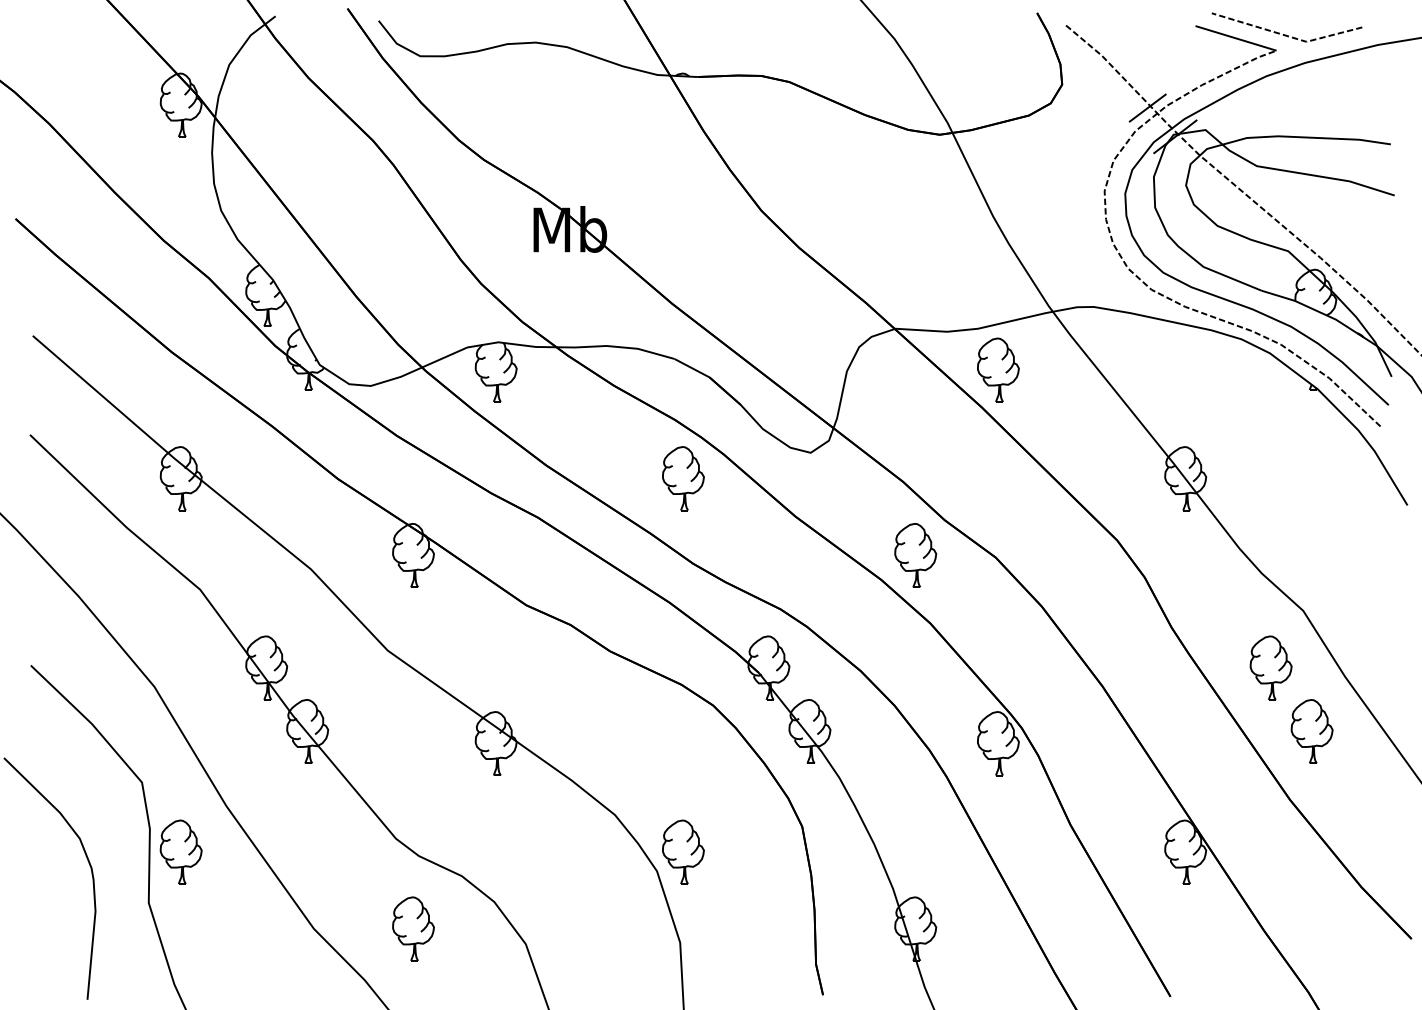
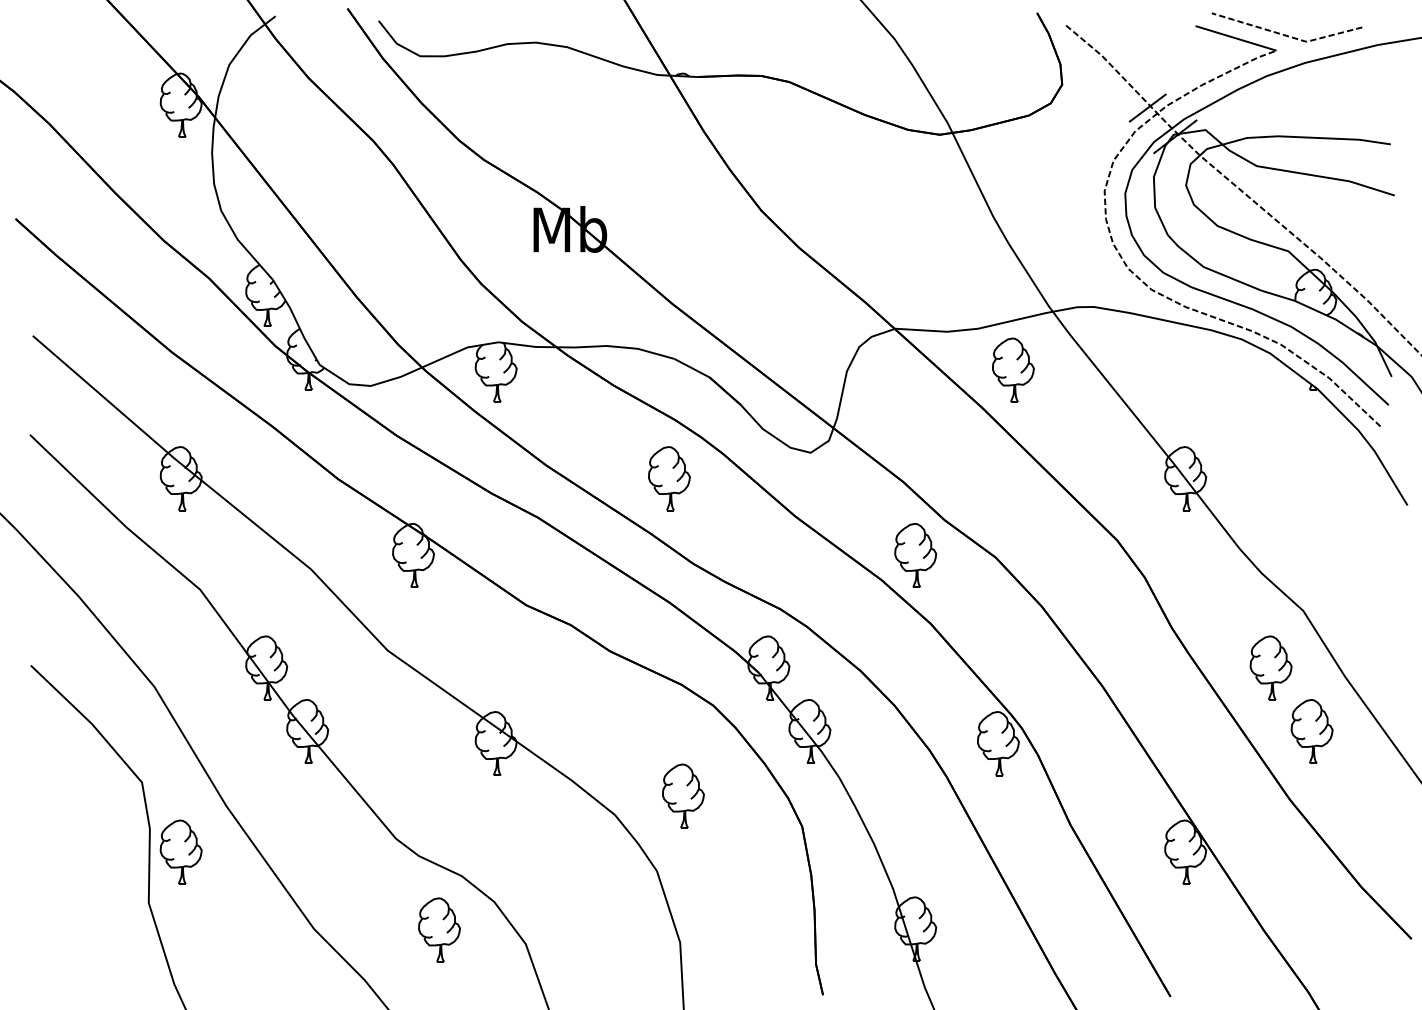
part position: (998, 369) -> (1013, 369) (1013, 369)
part position: (683, 478) -> (669, 478) (669, 478)
part position: (683, 851) -> (683, 795) (683, 795)
curve: present -> none (87, 861)
part position: (413, 928) -> (439, 929) (439, 929)
